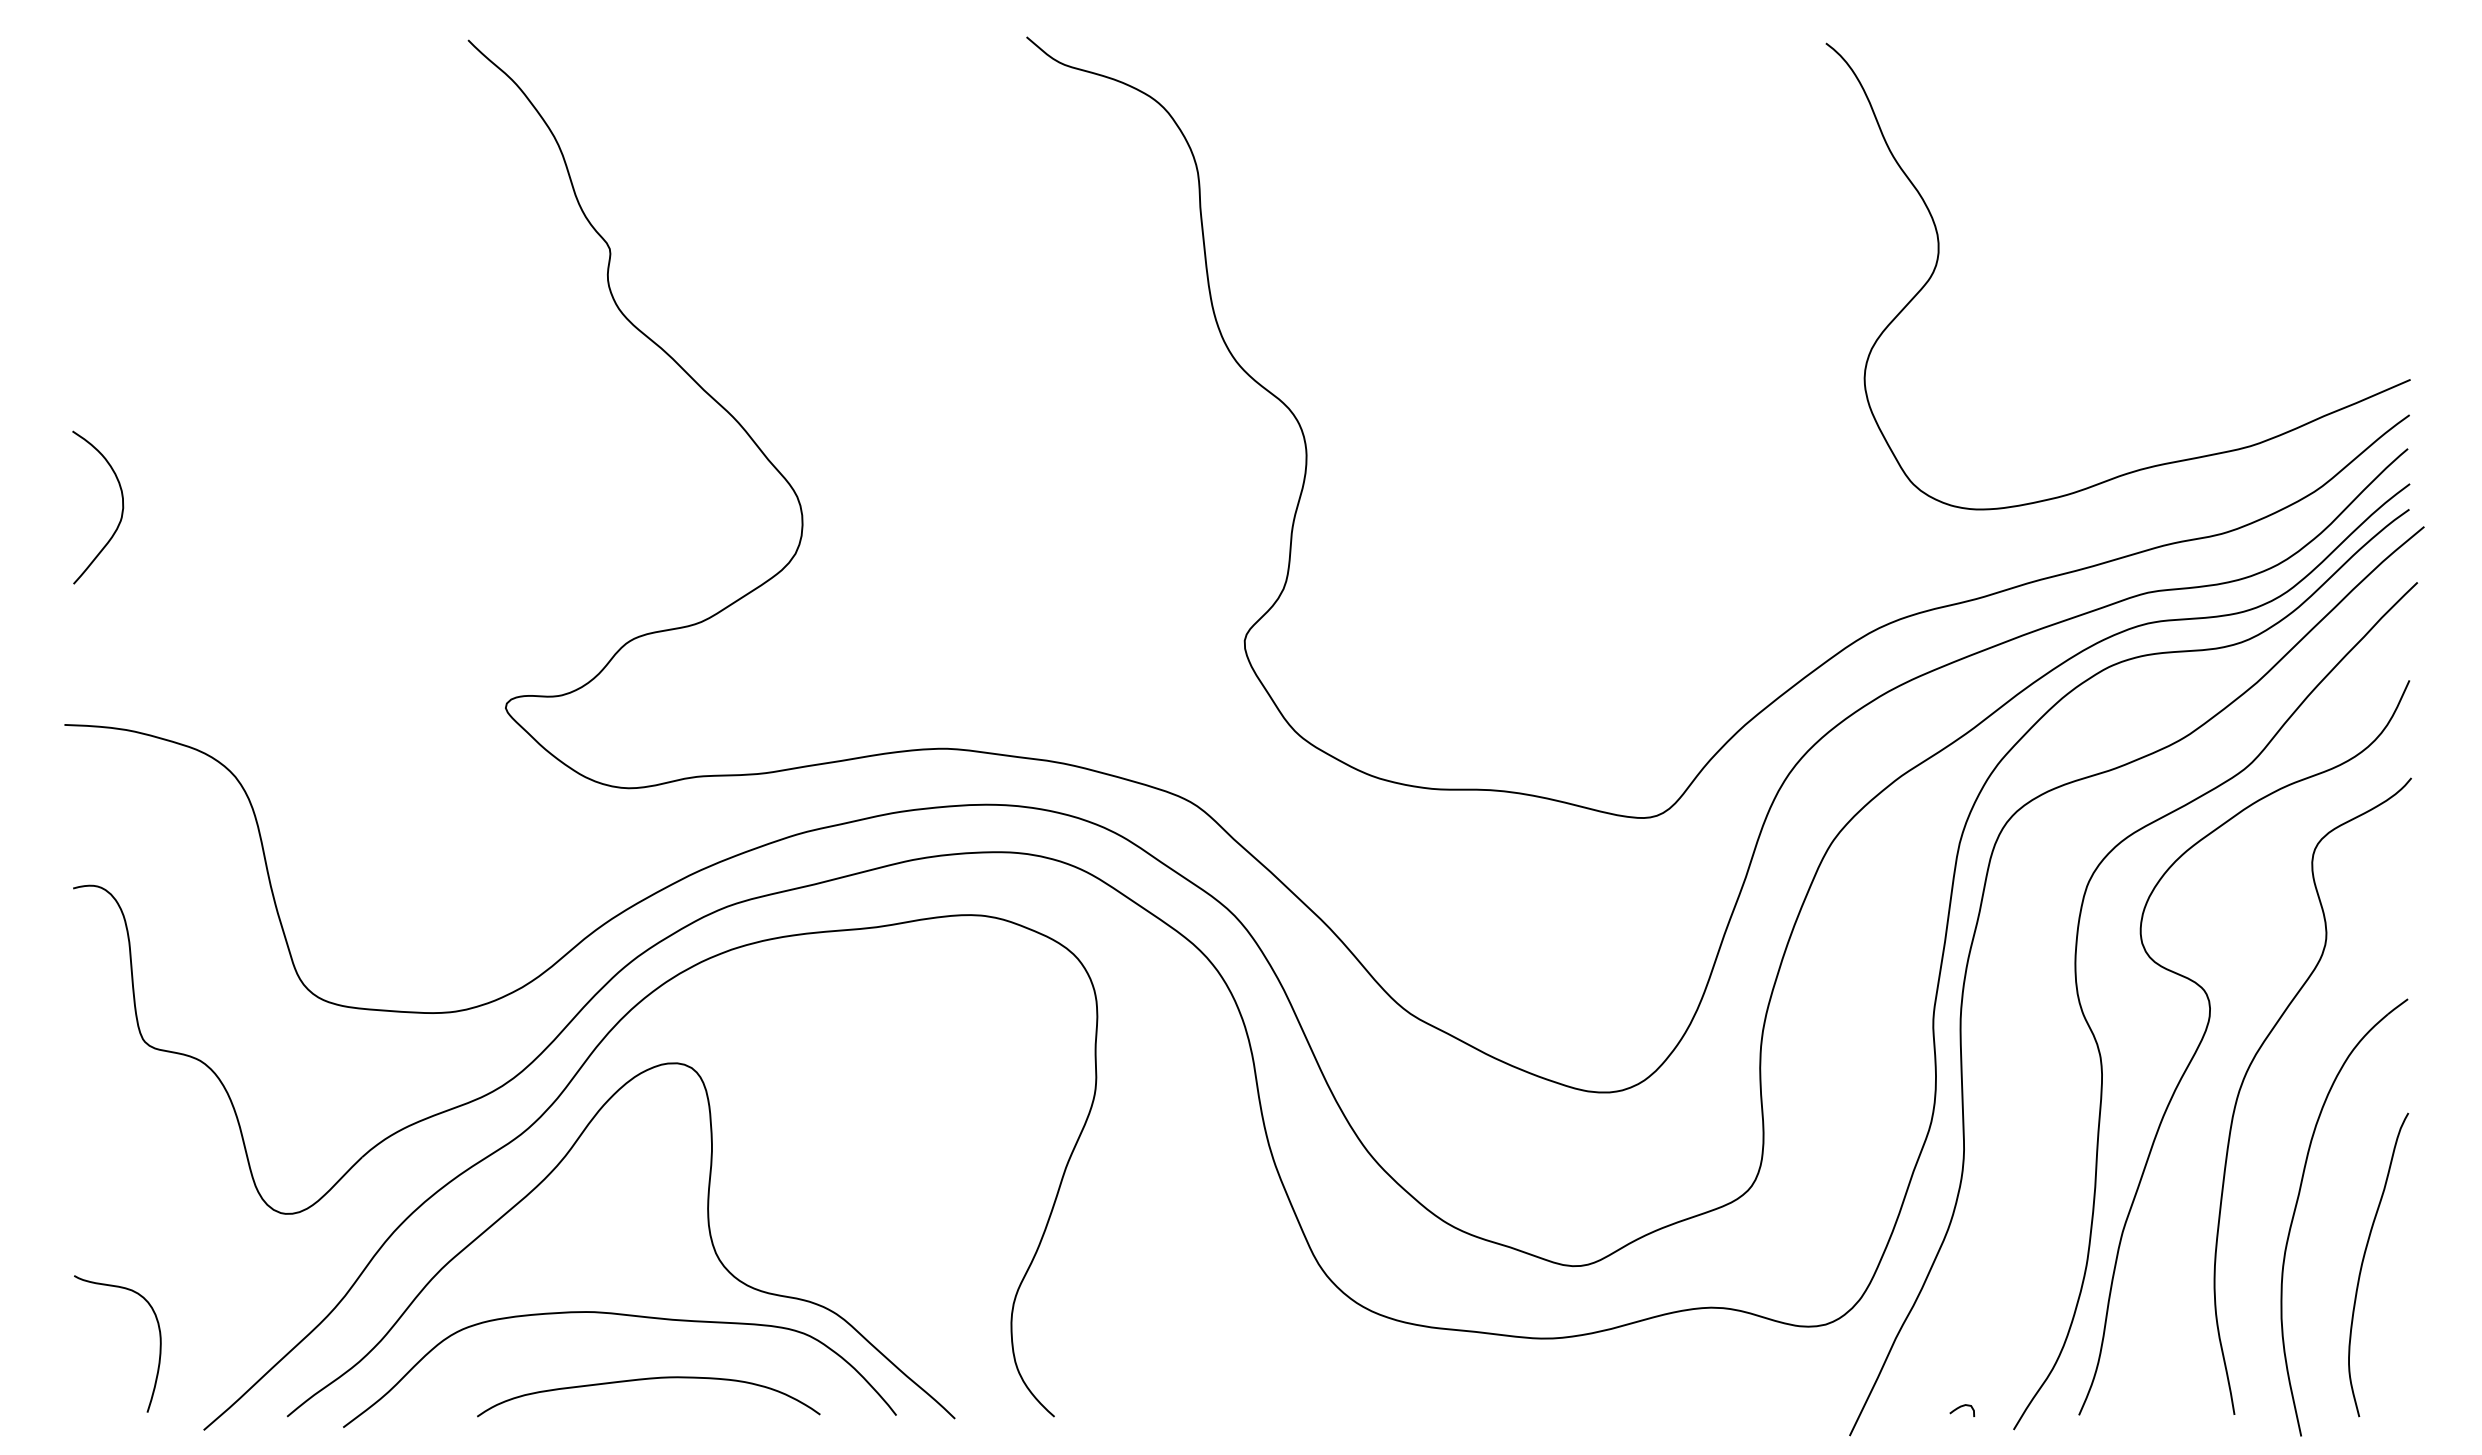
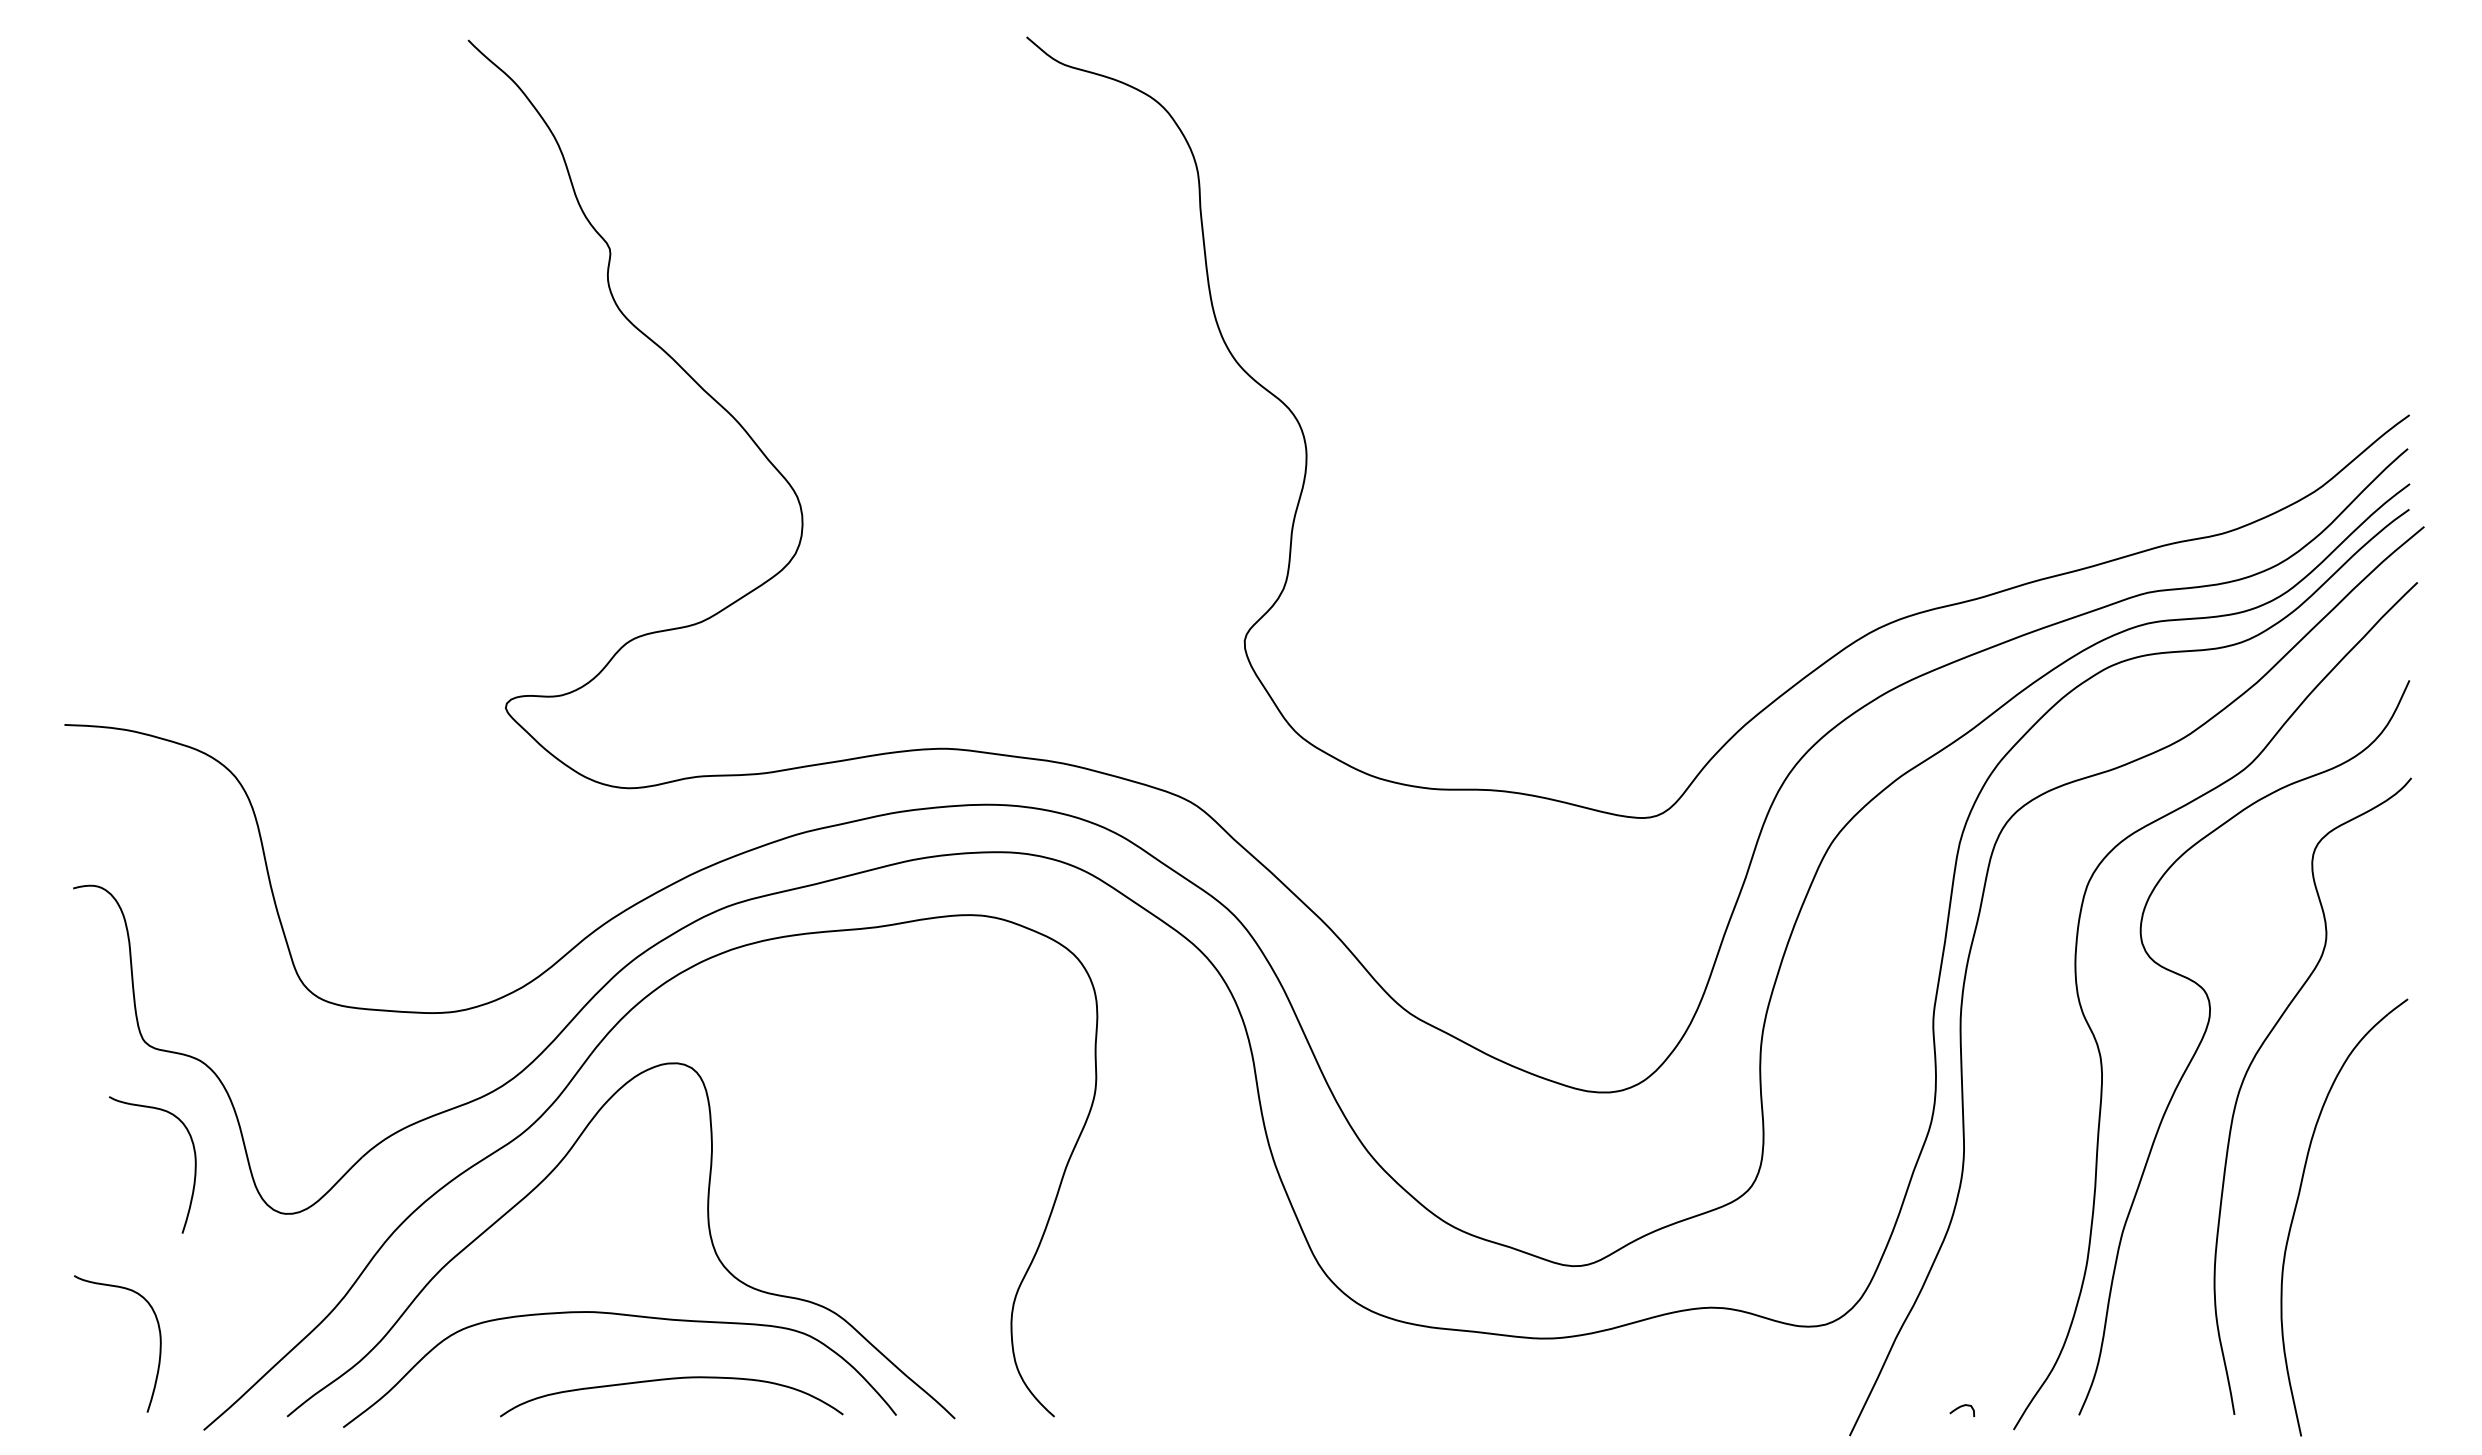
curve: present -> none (1939, 255)
curve: present -> none (121, 511)
curve: none -> present (194, 1164)
curve: present -> none (2364, 1259)
curve position: (643, 1380) -> (666, 1380) (666, 1380)
